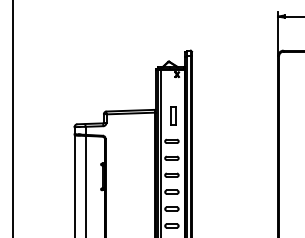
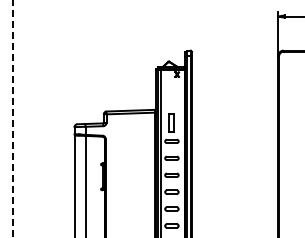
part position: (173, 115) -> (171, 122) (171, 122)
line: solid -> dashed (13, 118)
